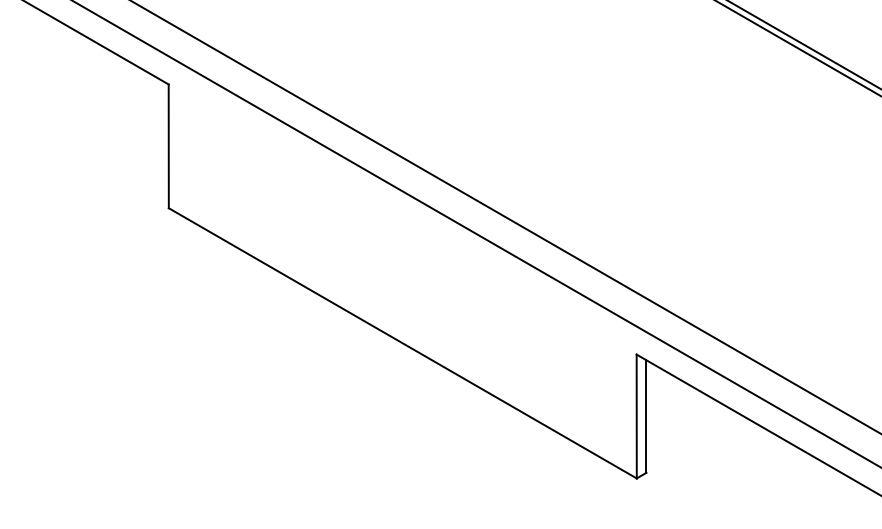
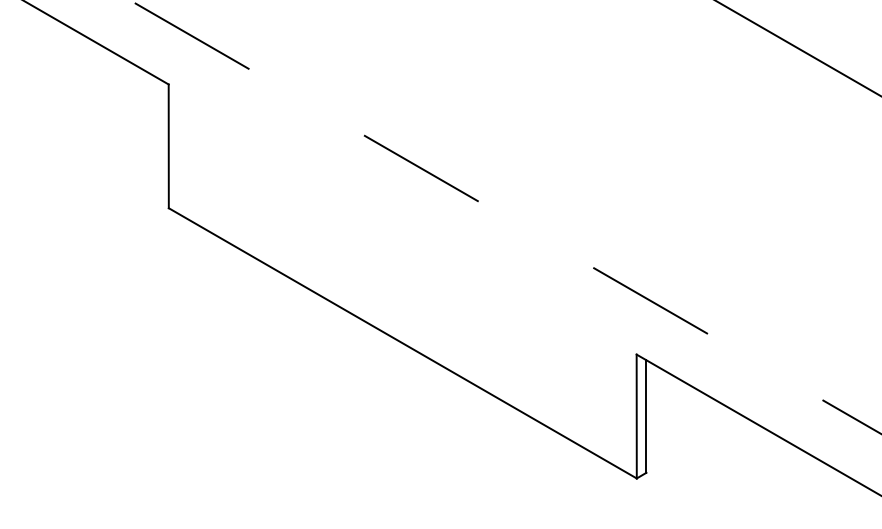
line: present -> none (804, 44)
line: solid -> dashed (505, 217)
line: present -> none (476, 234)
